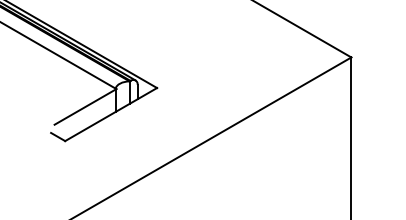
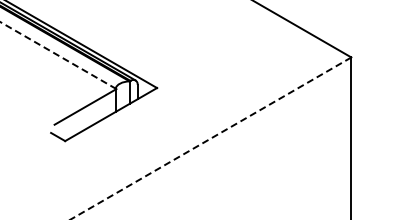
line: solid -> dashed (58, 55)
line: solid -> dashed (210, 138)
